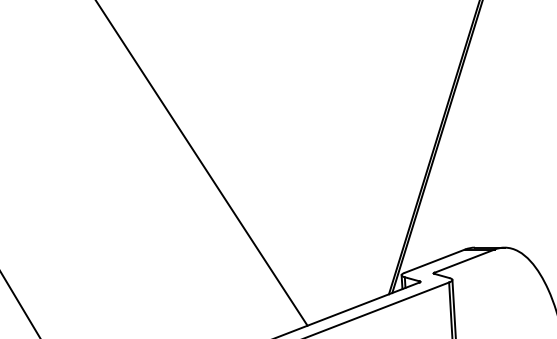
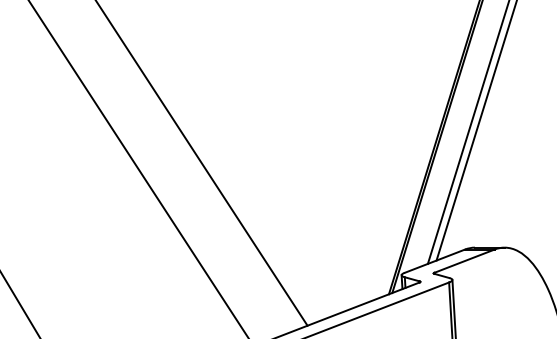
line: none -> present (476, 131)
line: none -> present (467, 132)
line: none -> present (138, 168)
